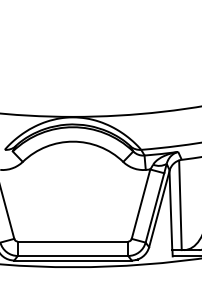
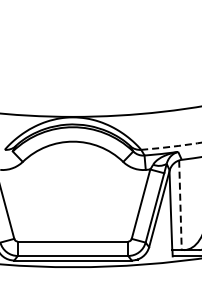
arc: solid -> dashed (171, 146)
line: solid -> dashed (180, 205)
